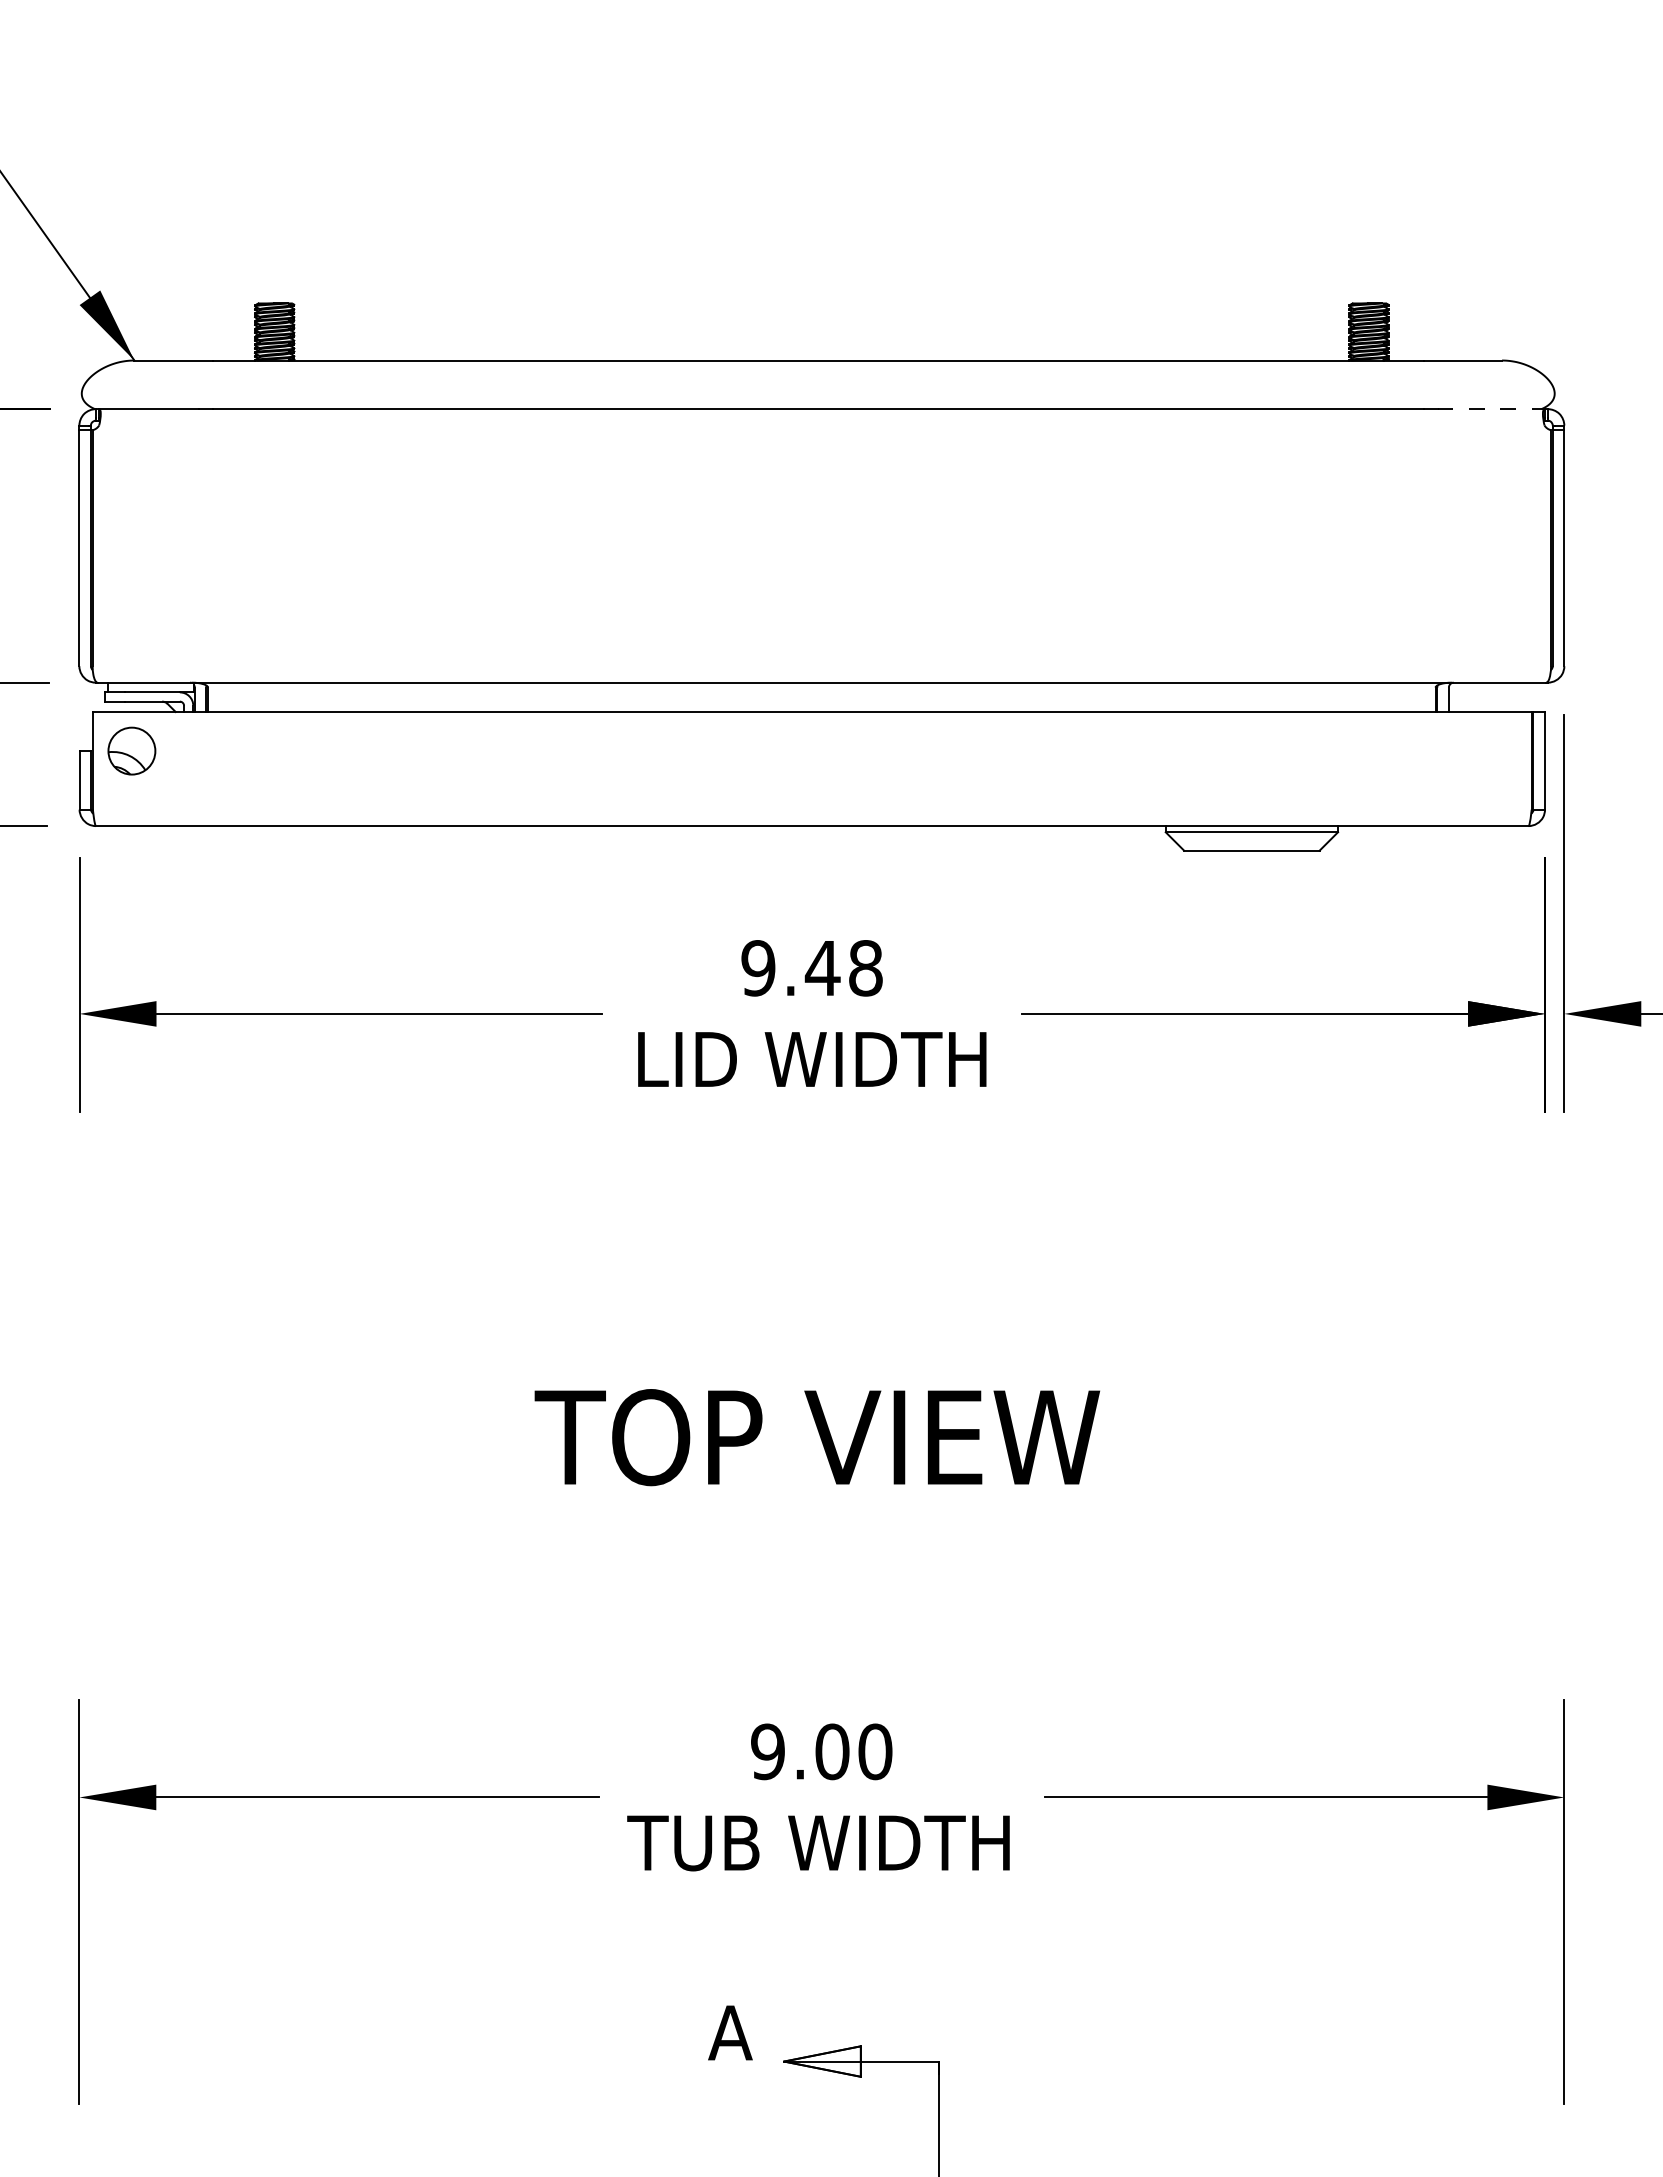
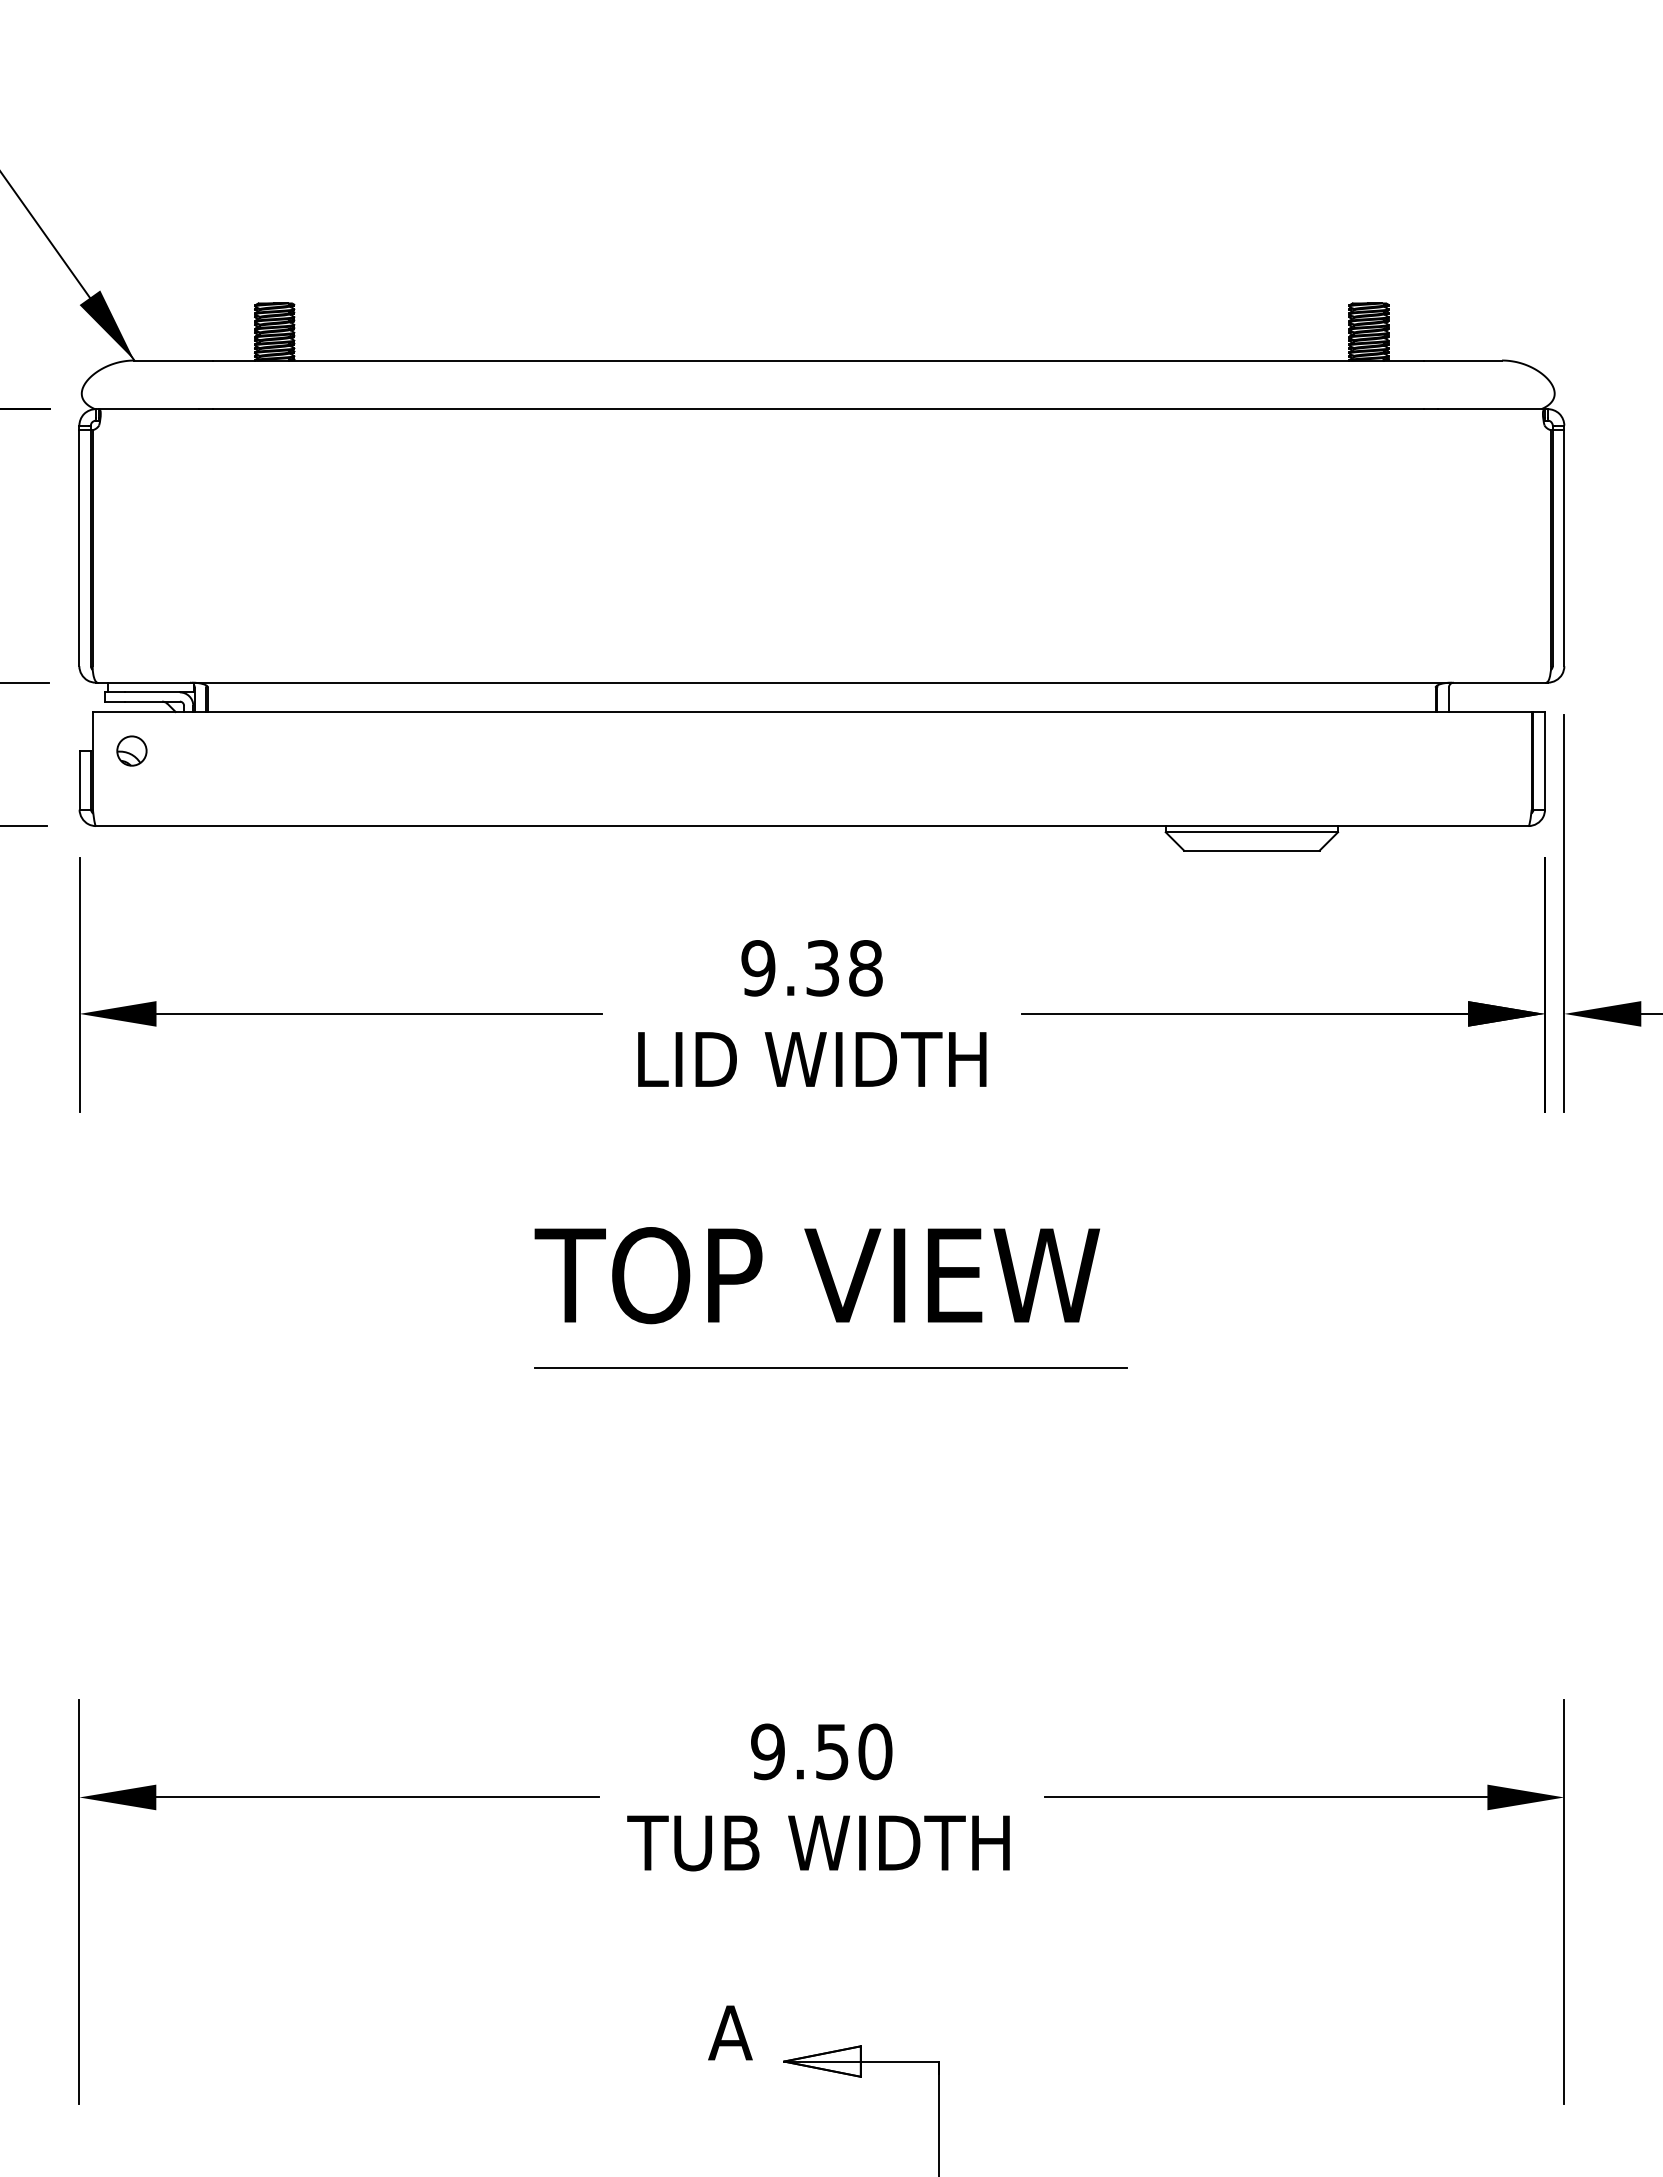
line: dashed -> solid (1491, 409)
part size: 50x50 px -> 32x32 px (131, 750)
text: 9.48 -> 9.38 (822, 968)
line: none -> present (830, 1368)
text position: (817, 1437) -> (817, 1275) (817, 1275)
text: 9.00 -> 9.50 (832, 1751)
